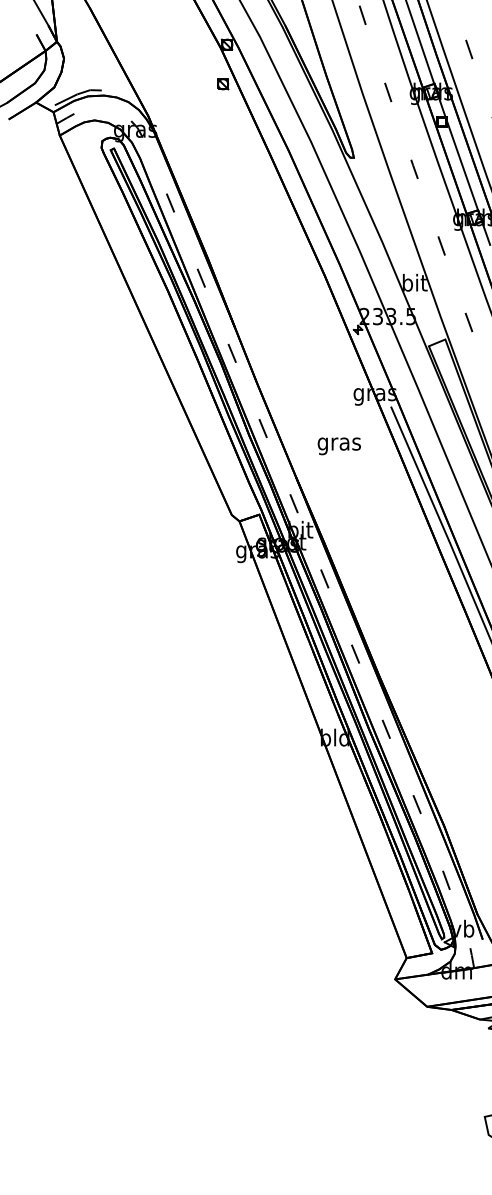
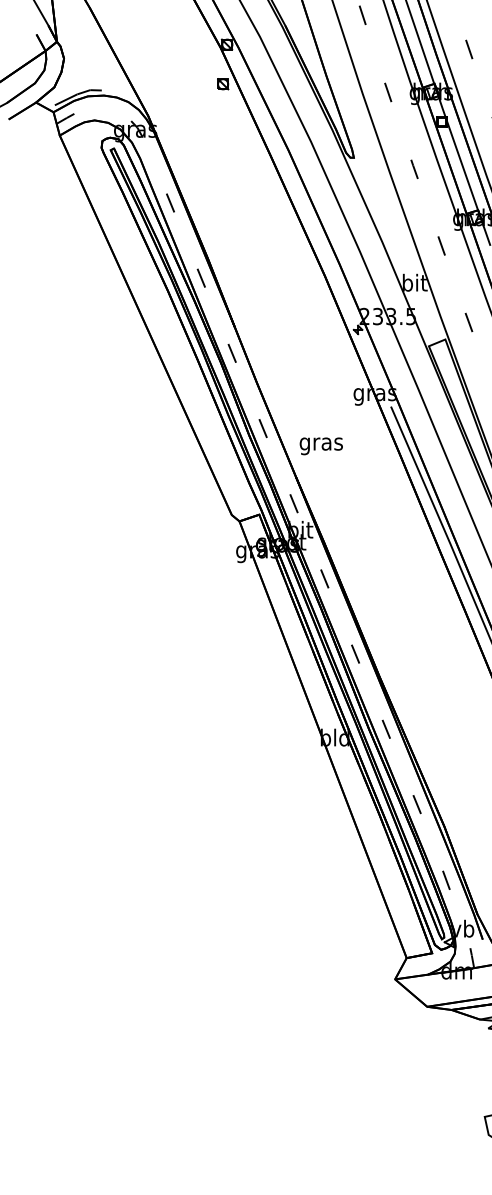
text position: (338, 446) -> (320, 446) (320, 446)
